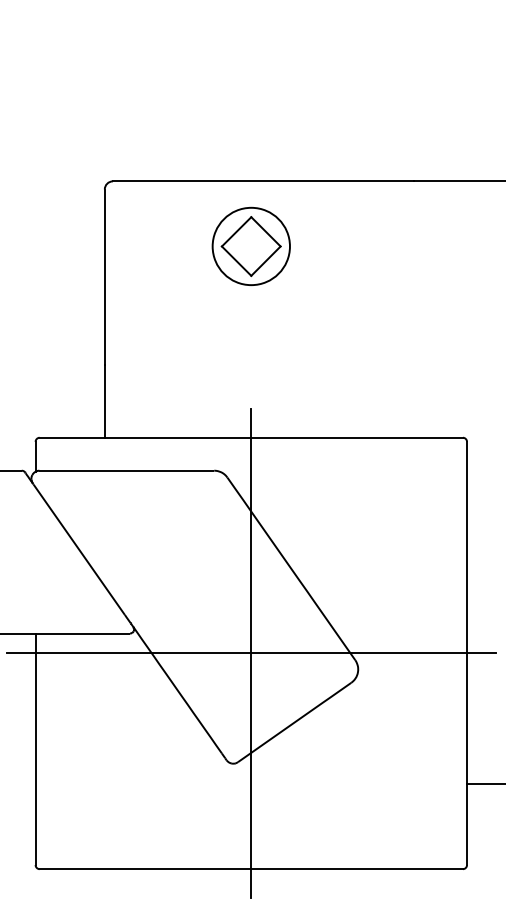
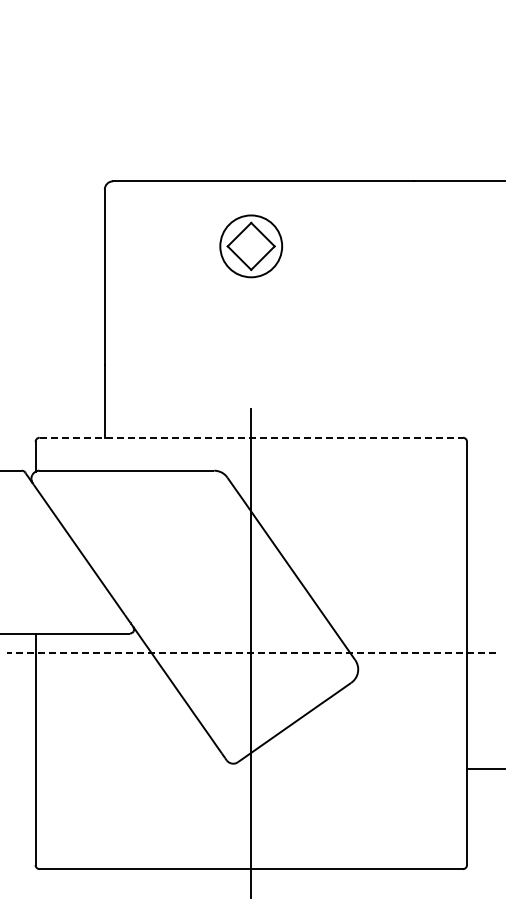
part size: 80x80 px -> 65x65 px (251, 246)
line: solid -> dashed (251, 437)
line: solid -> dashed (250, 653)
line position: (484, 783) -> (484, 768) (484, 768)
